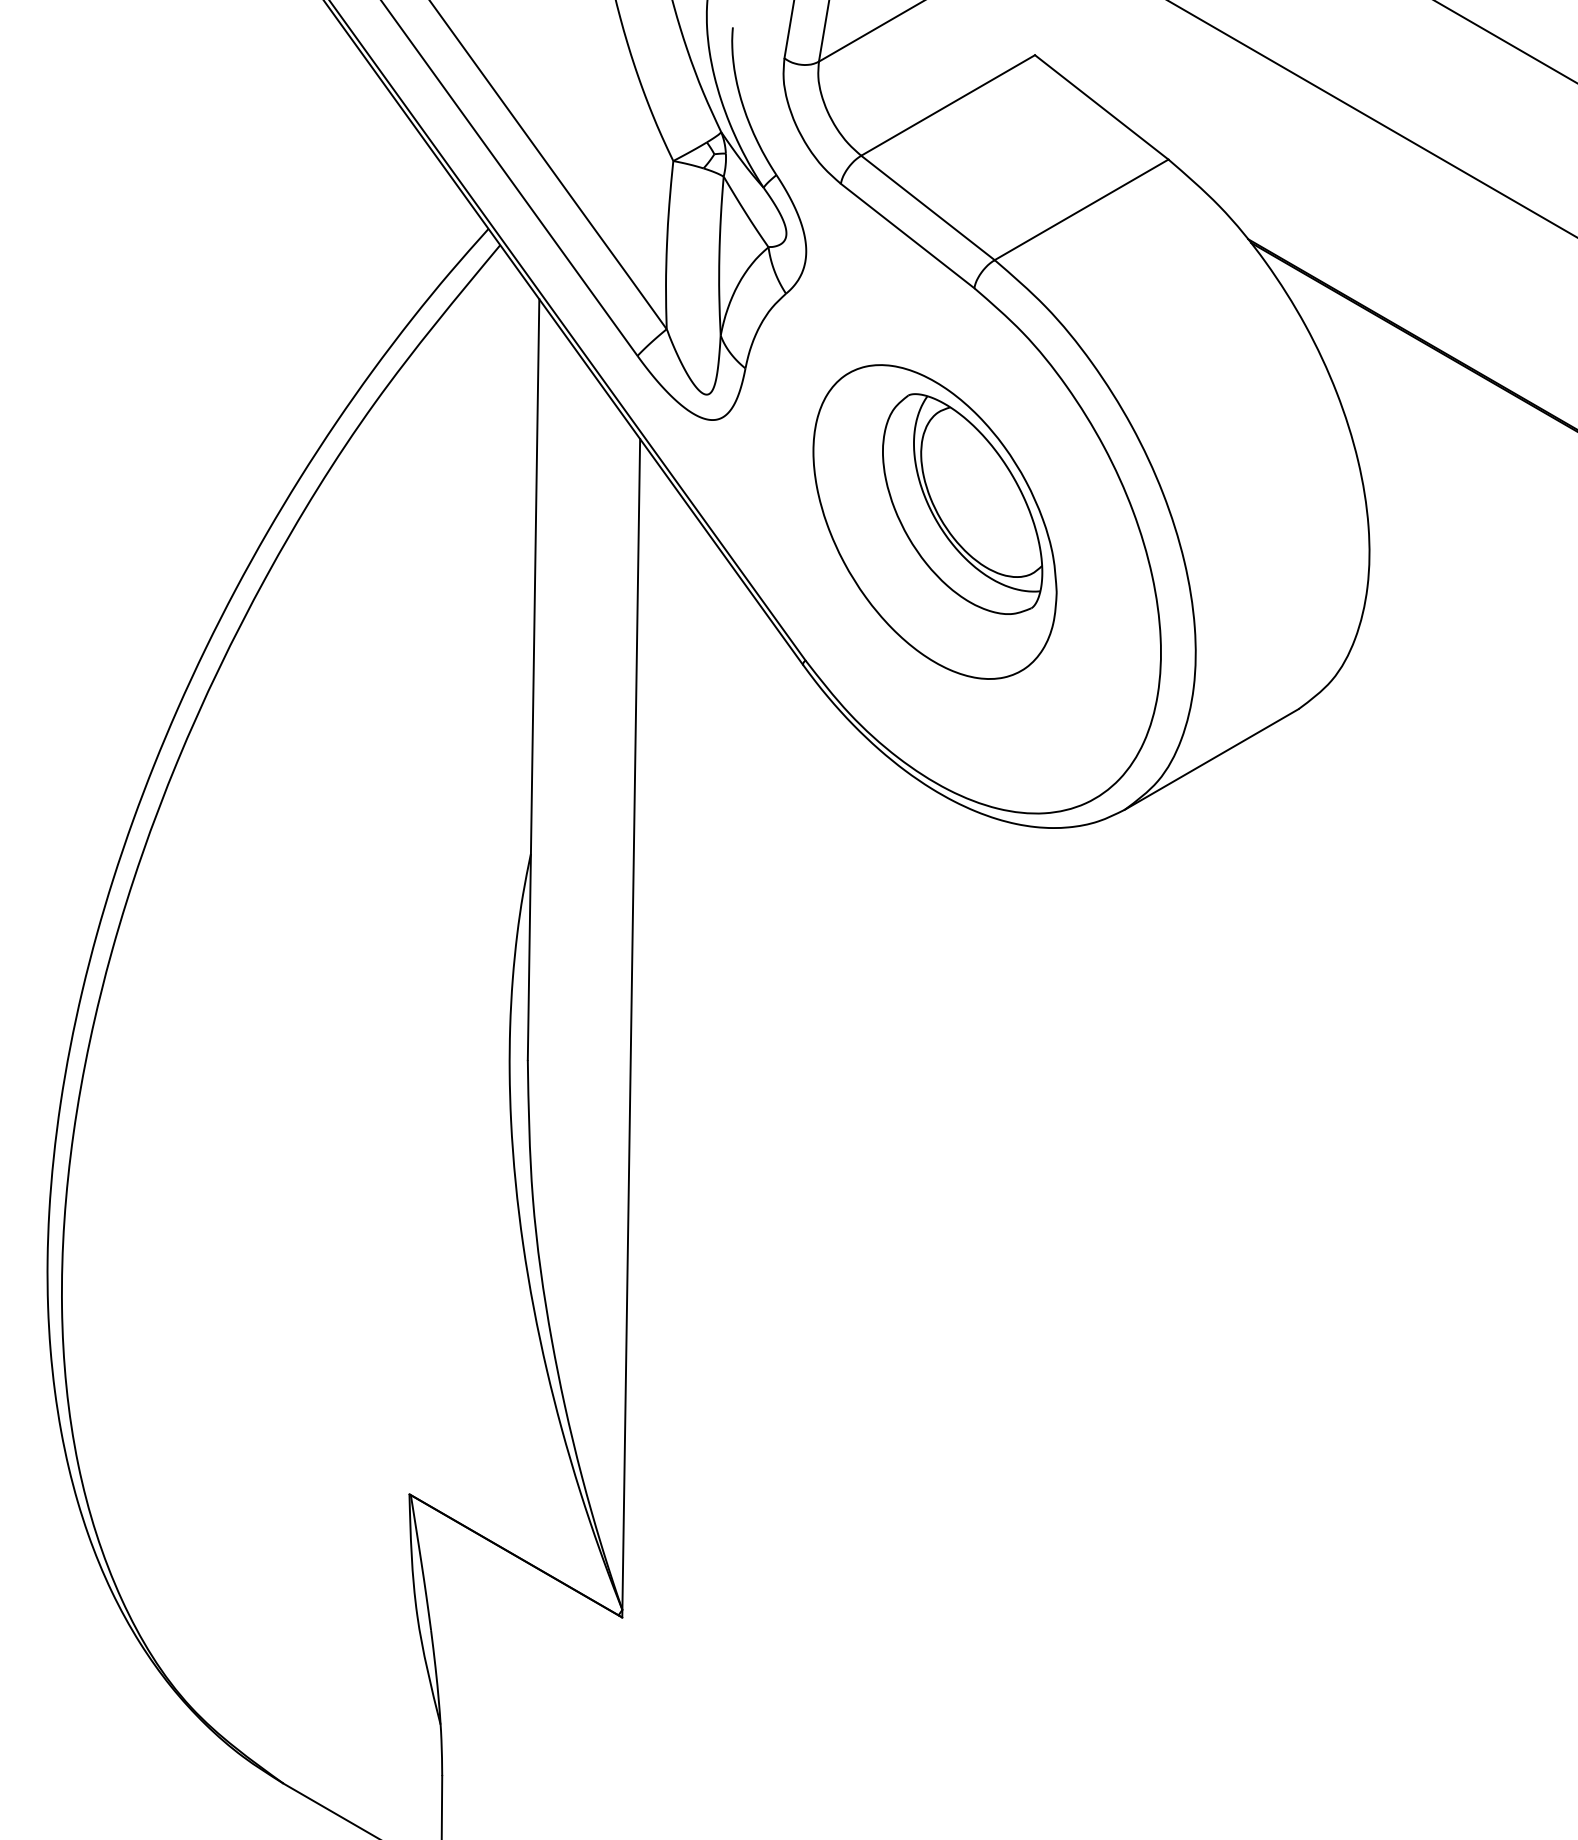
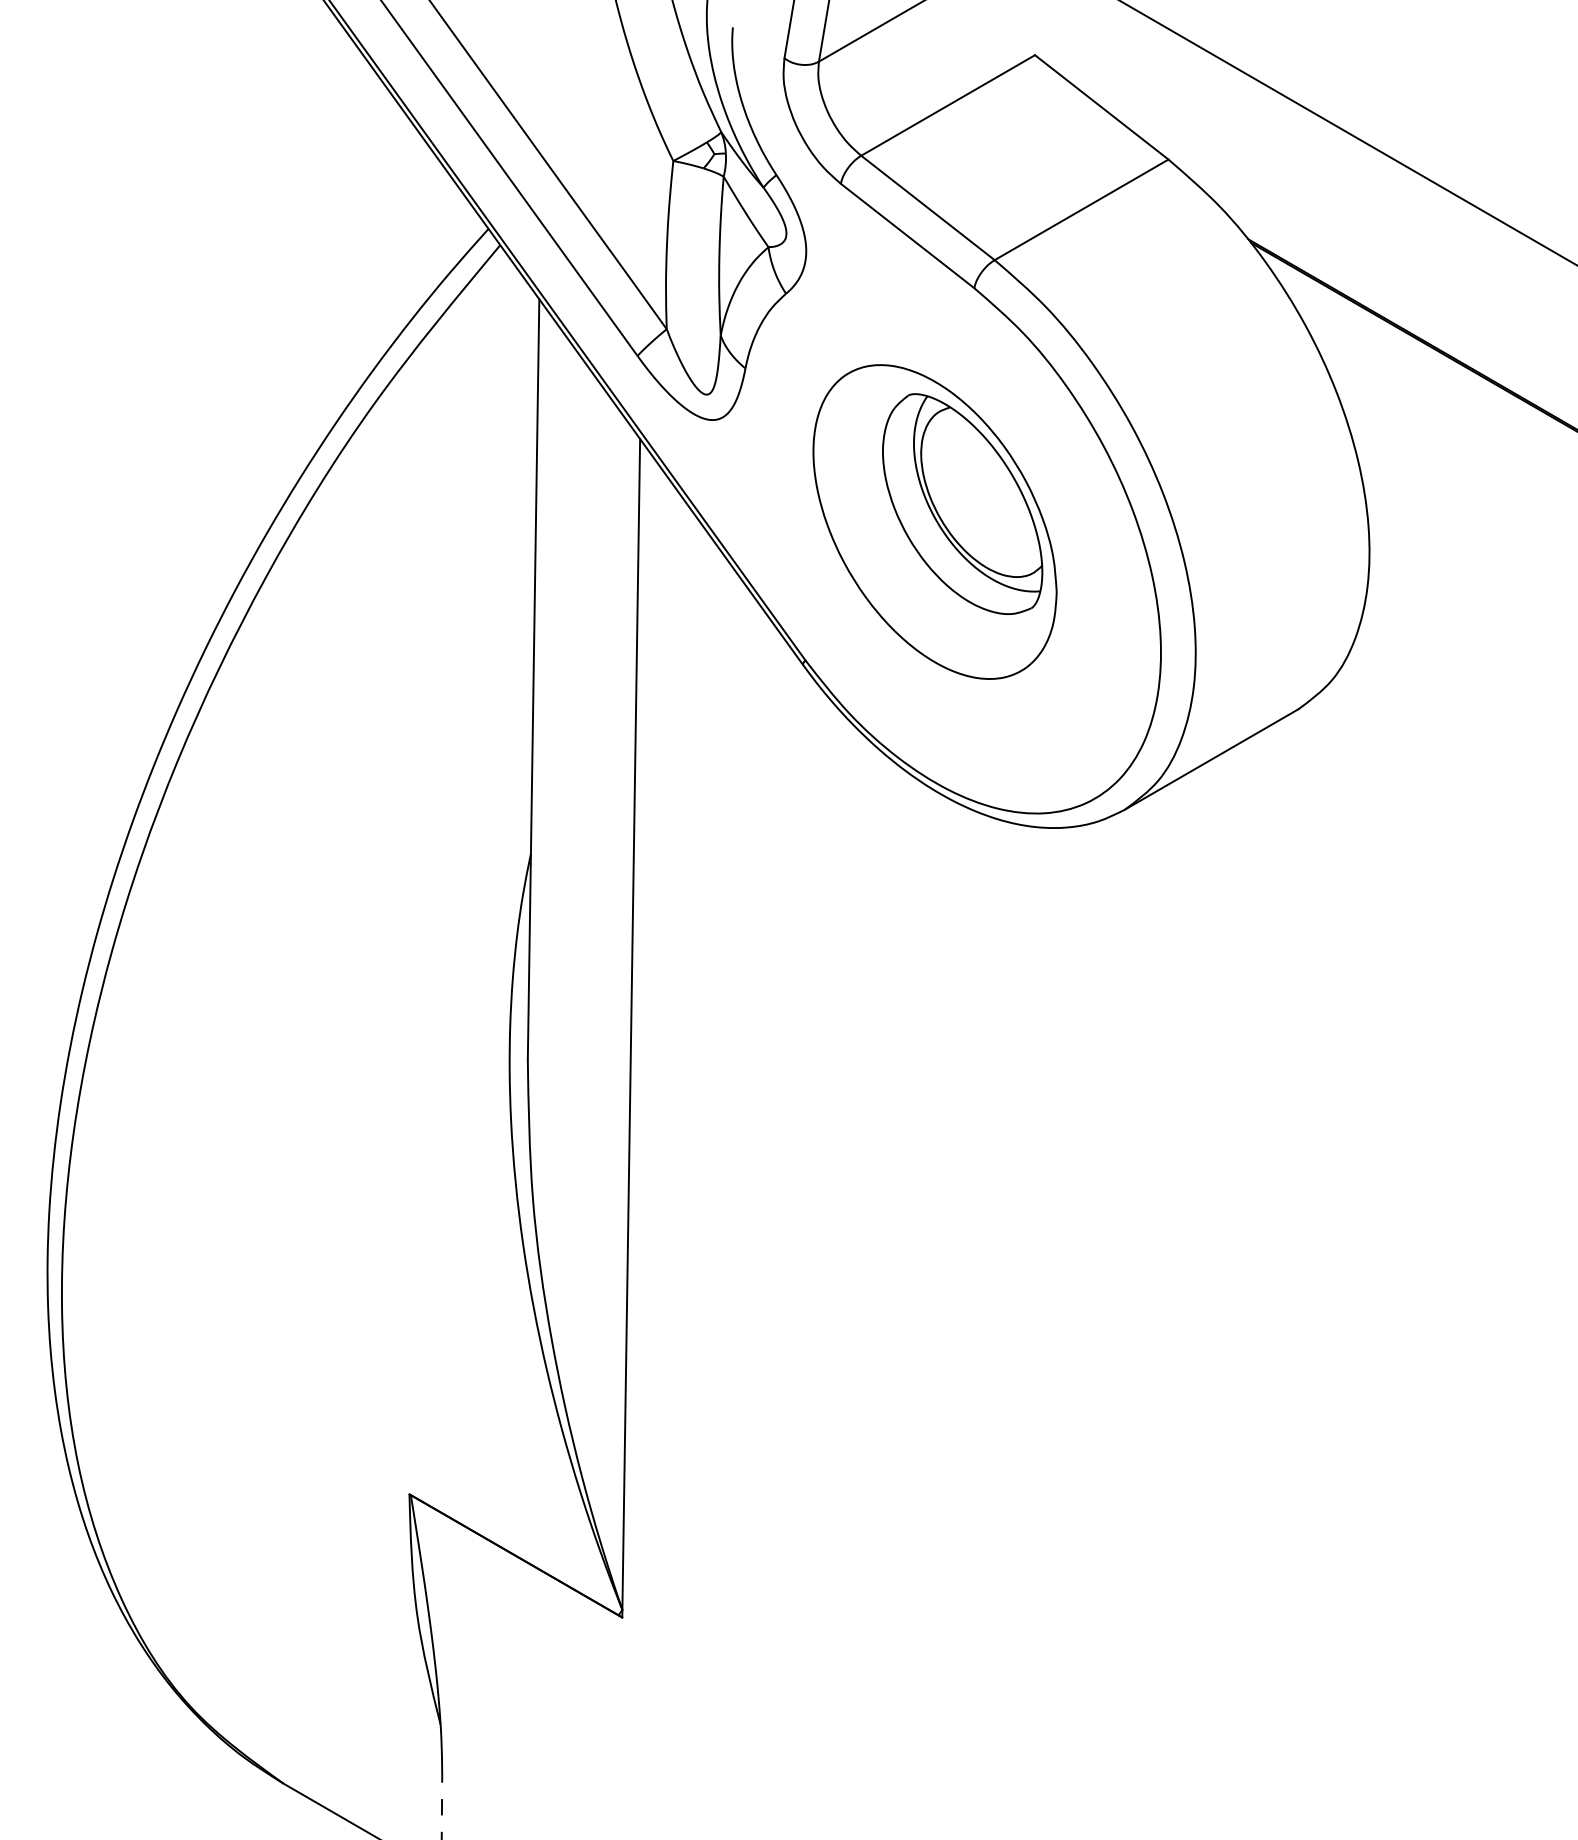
line: present -> none (1505, 41)
line position: (1372, 118) -> (1348, 132) (1348, 132)
line: solid -> dashed (441, 1807)
